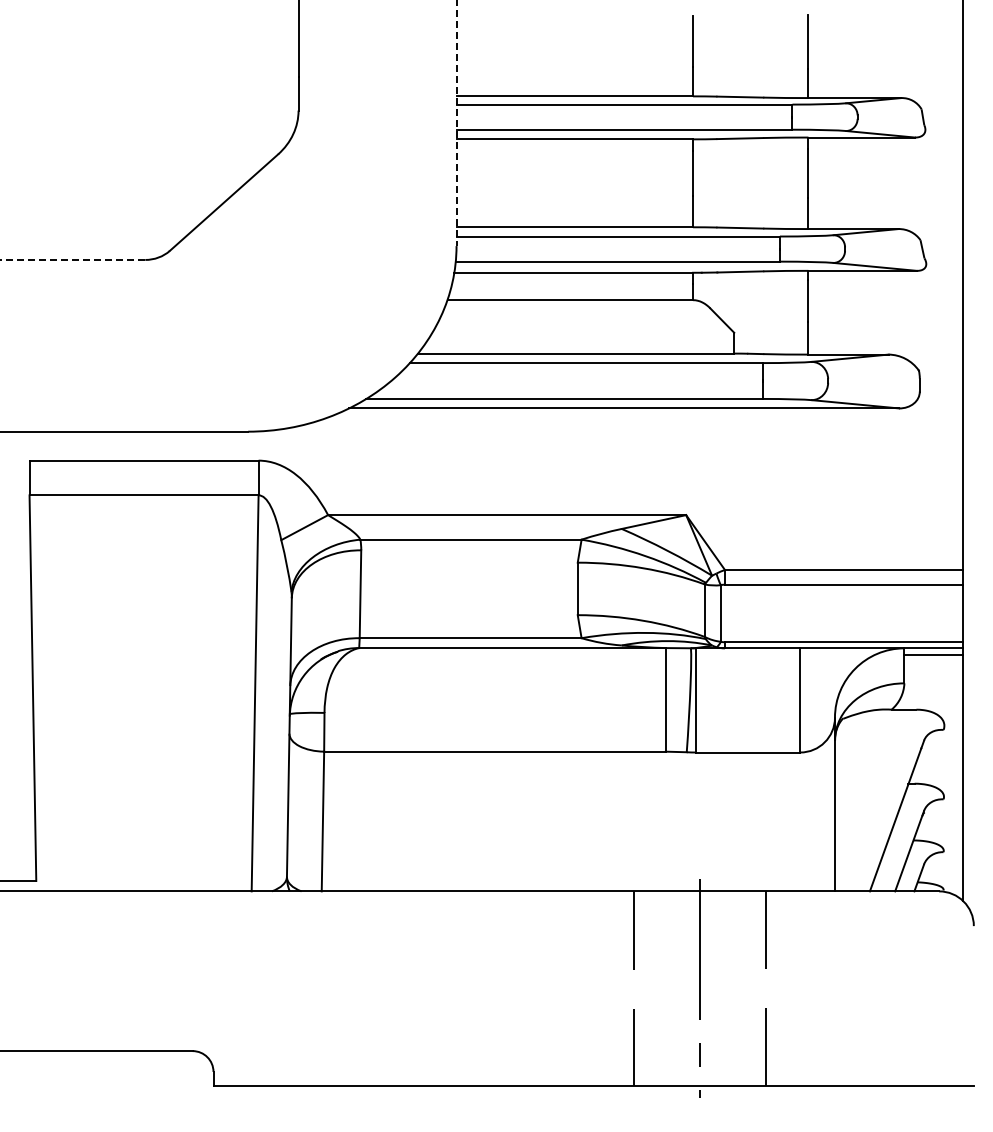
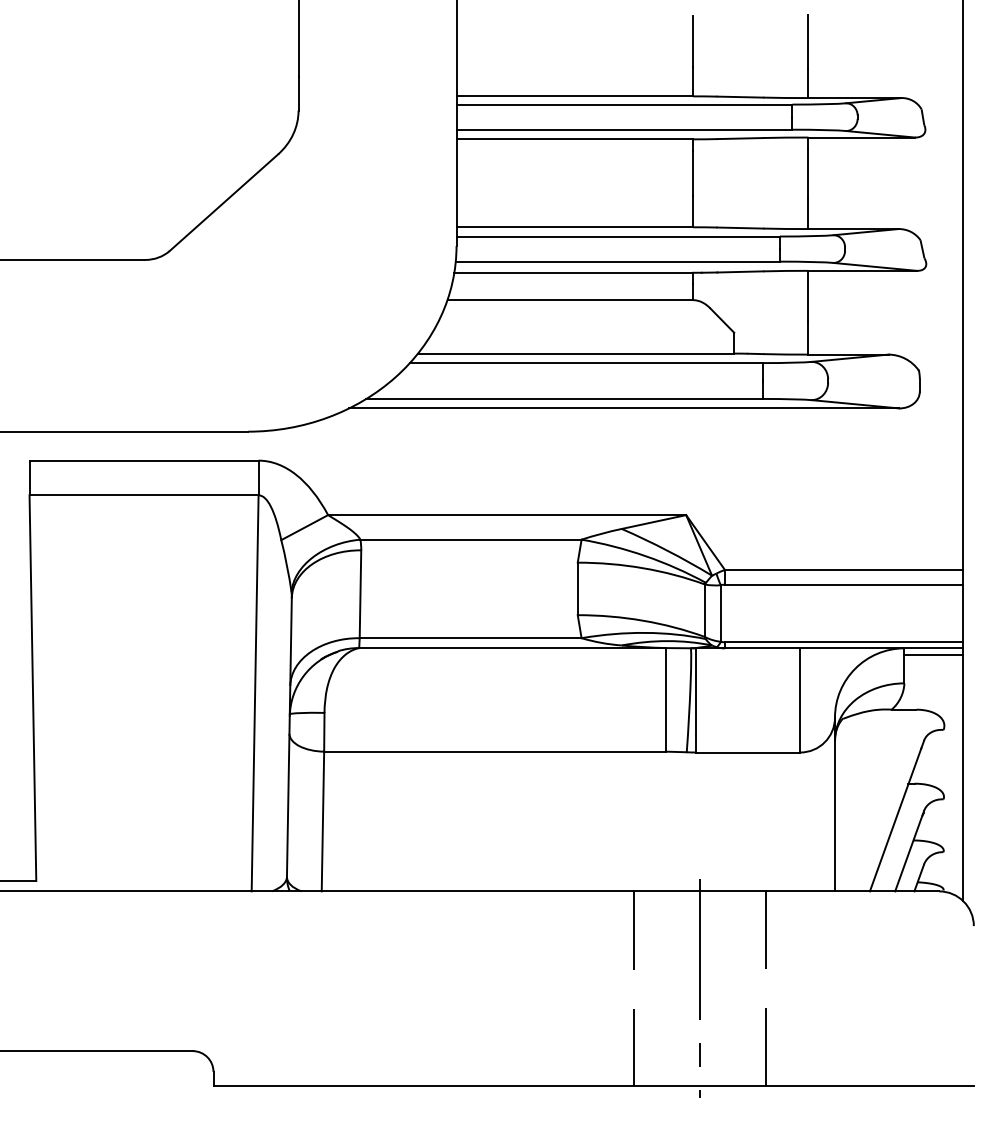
line: dashed -> solid (456, 123)
line: dashed -> solid (72, 259)
